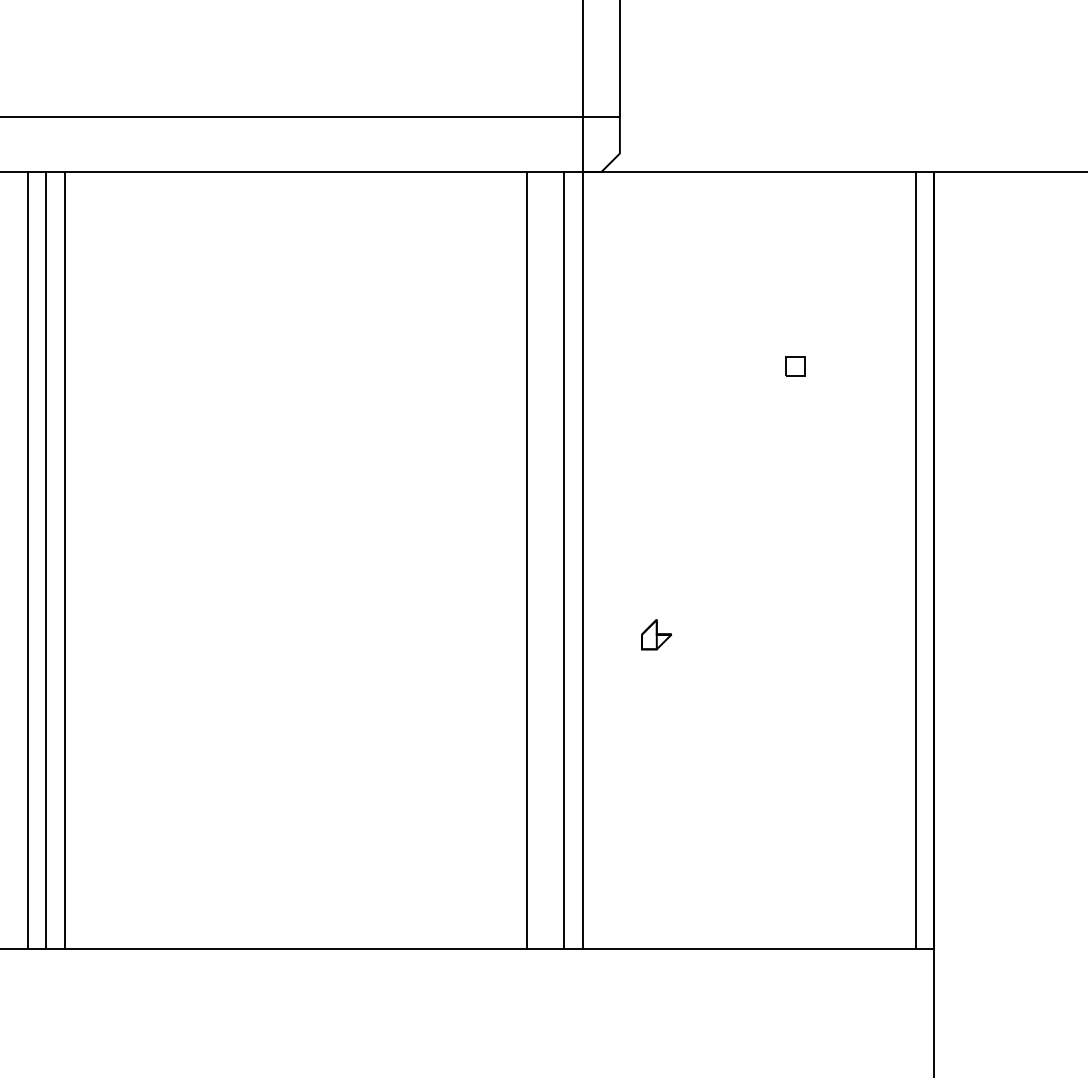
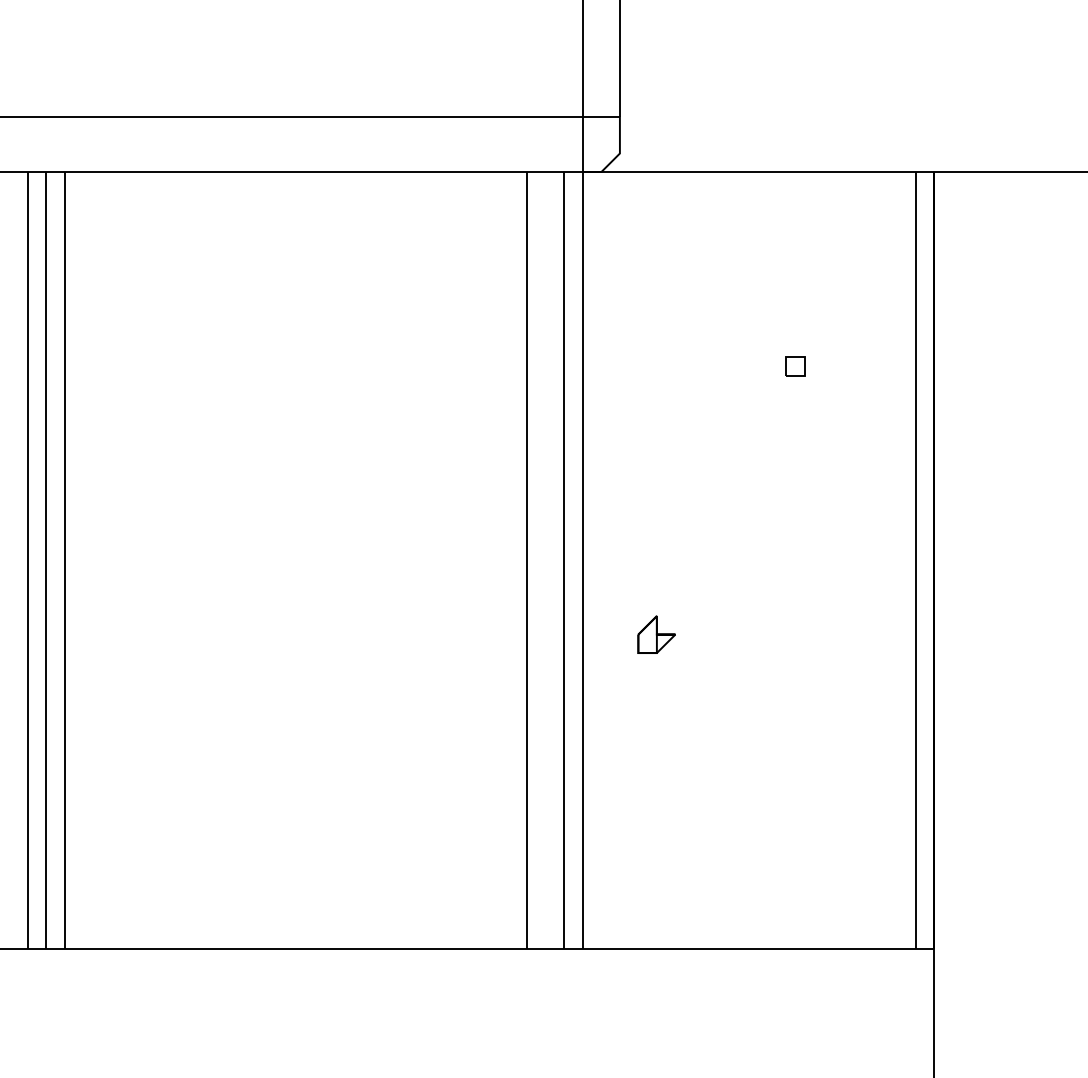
part size: 31x32 px -> 39x39 px (656, 634)
